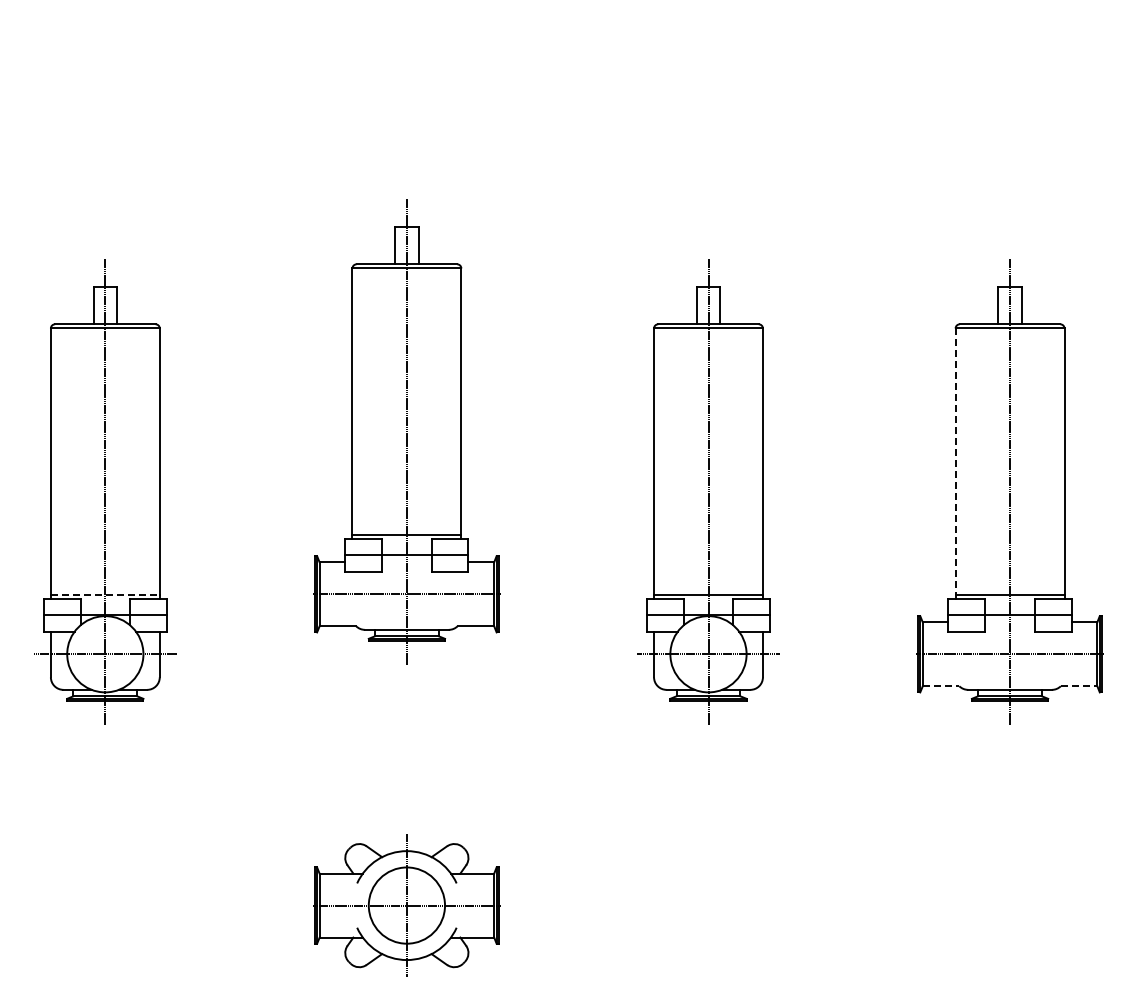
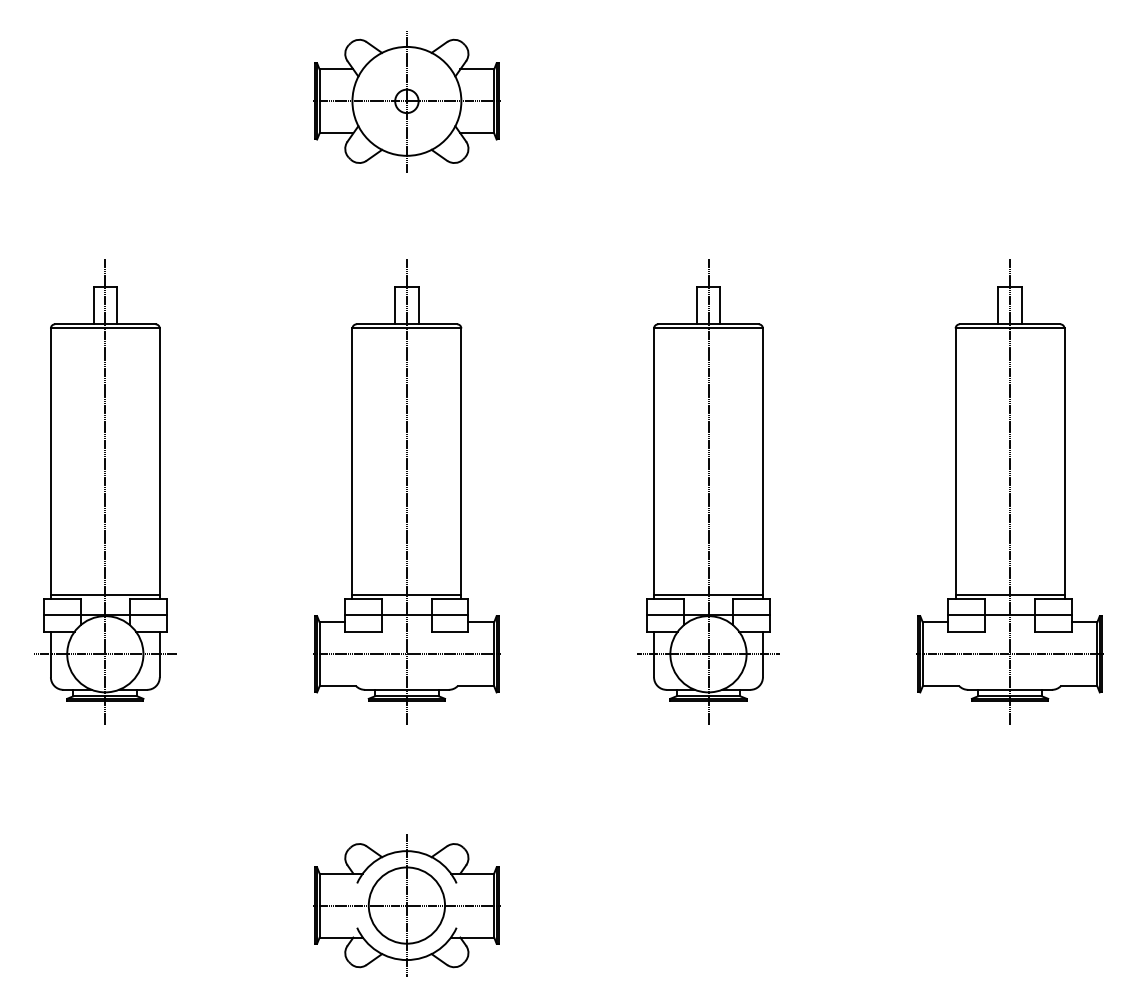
part: none -> present (406, 101)
part position: (406, 431) -> (406, 491) (406, 491)
line: dashed -> solid (955, 462)
line: dashed -> solid (105, 594)
line: dashed -> solid (941, 686)
line: dashed -> solid (1079, 686)
